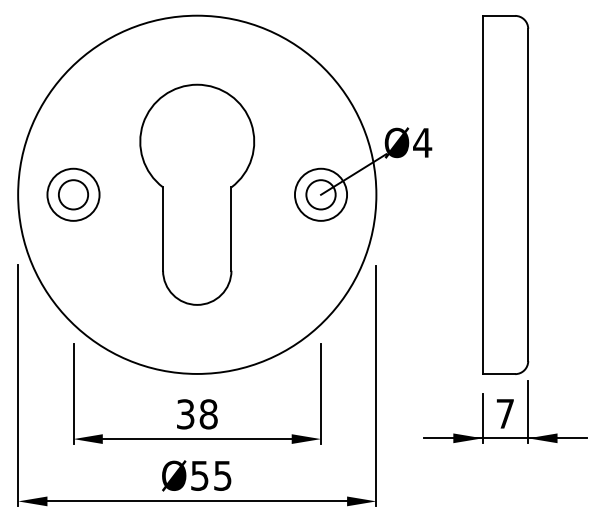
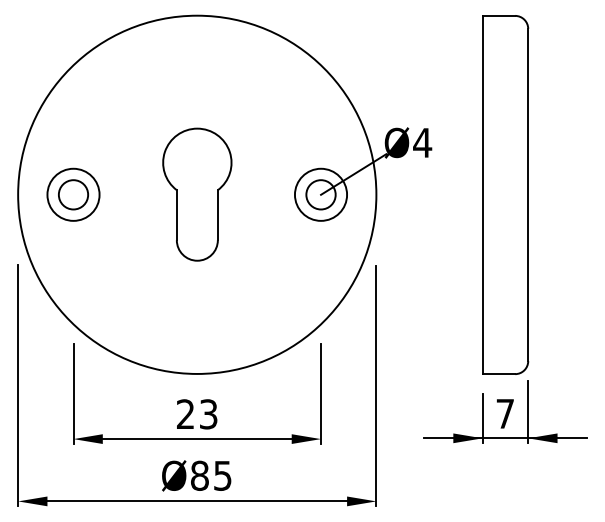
part size: 117x223 px -> 71x135 px (197, 194)
text: 38 -> 23 (197, 414)
text: Ø55 -> Ø85 (199, 475)
